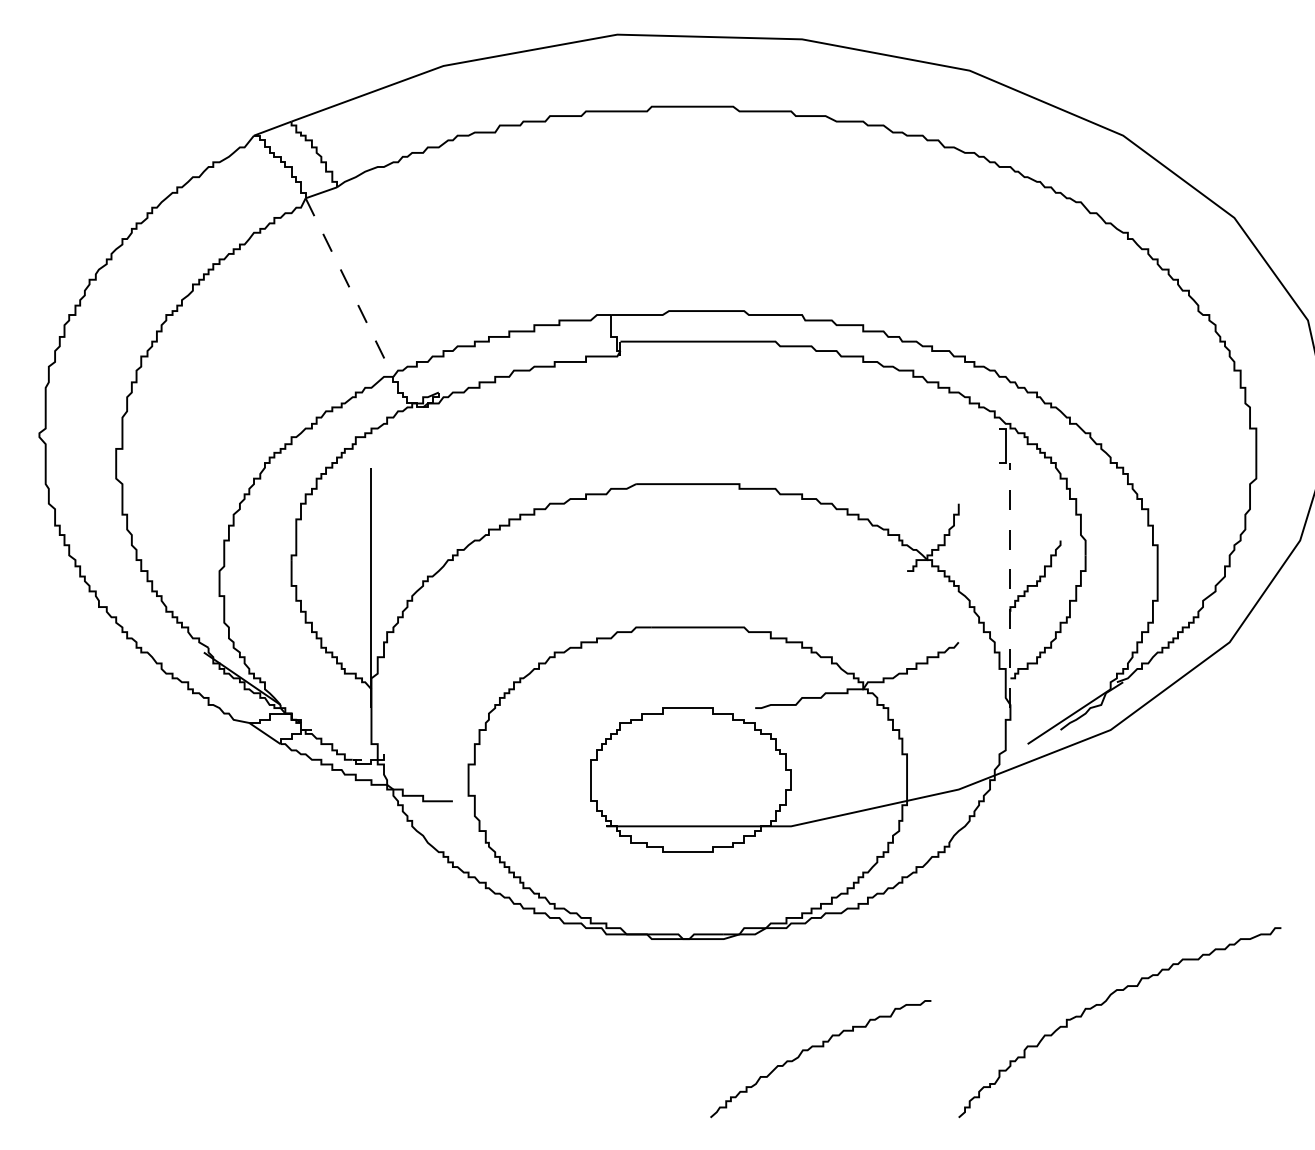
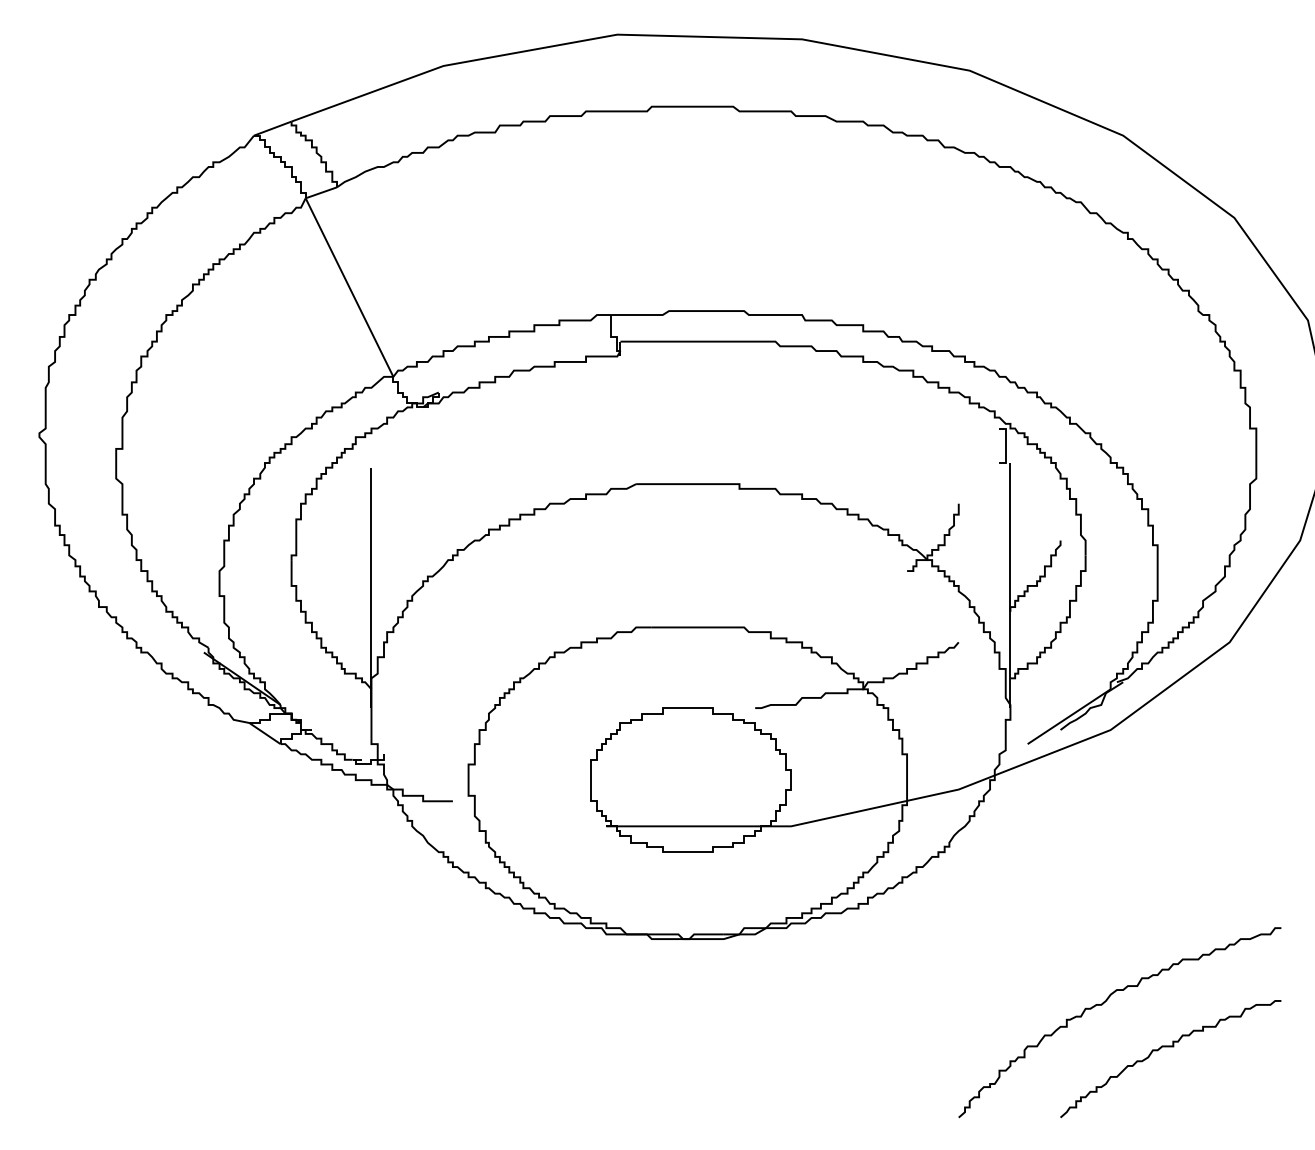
line: dashed -> solid (349, 288)
line: dashed -> solid (1010, 585)
curve position: (820, 1047) -> (1170, 1047) (1170, 1047)
